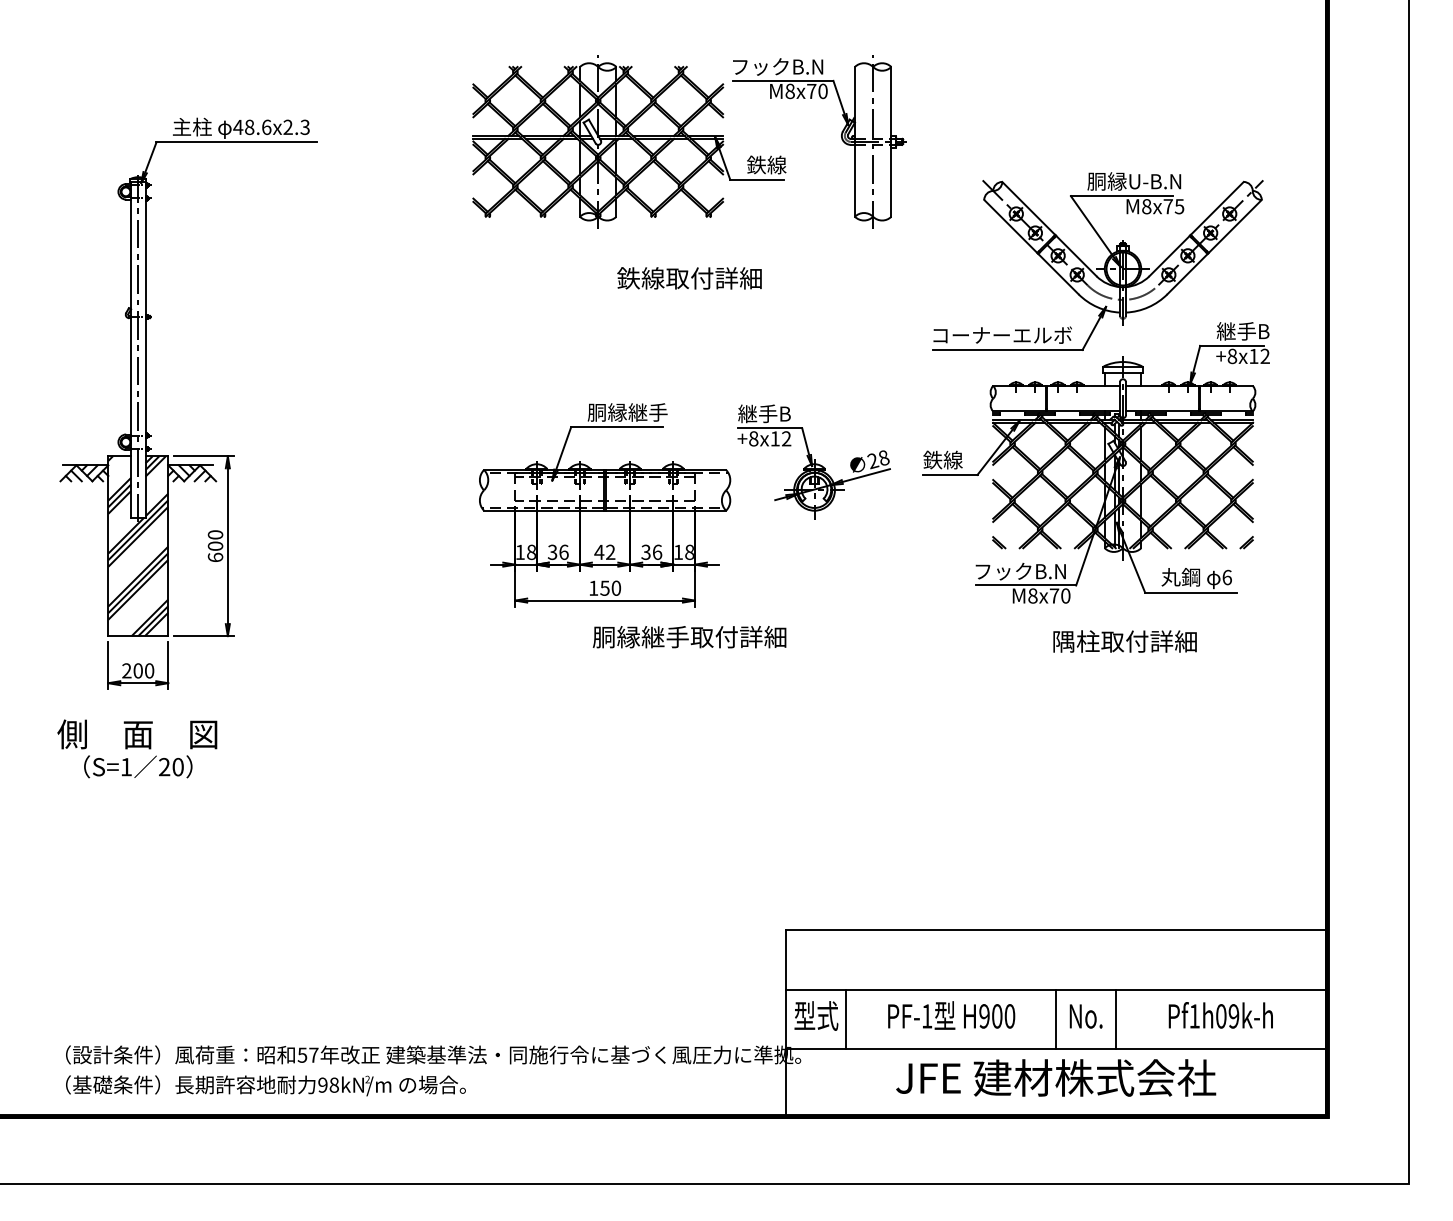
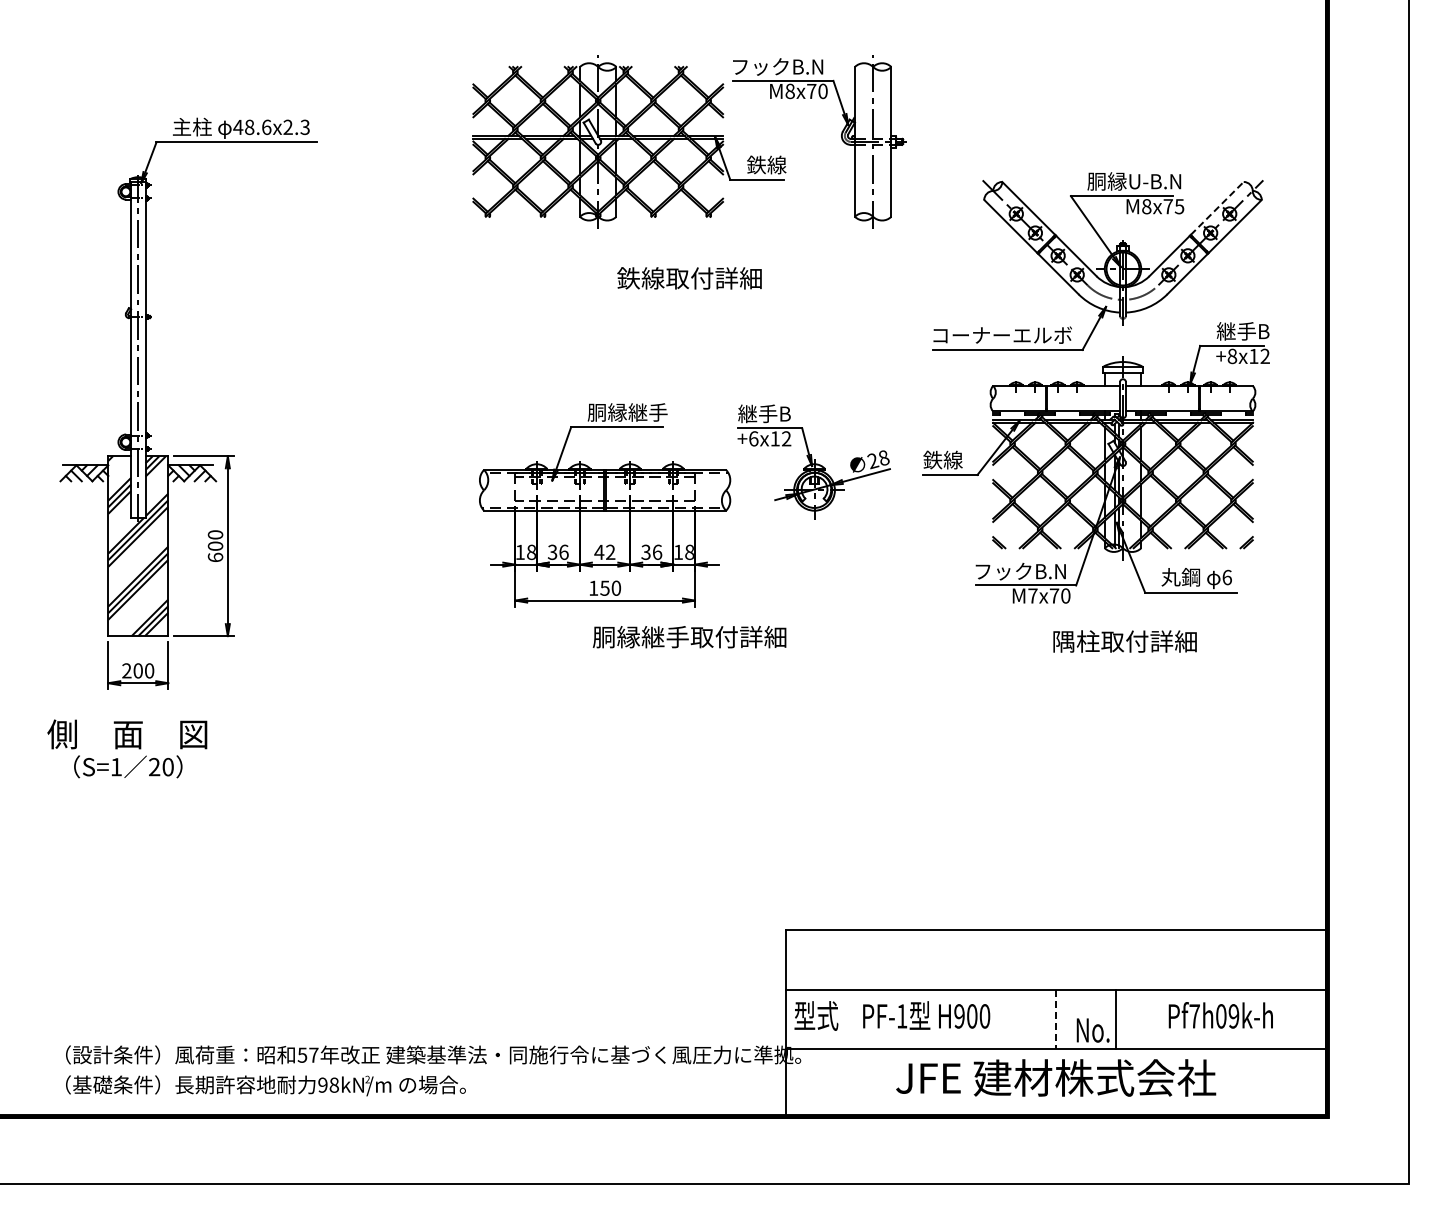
line: solid -> dashed (1217, 208)
text: +8x12 -> +6x12 (753, 438)
text: M8x70 -> M7x70 (1032, 595)
text position: (137, 748) -> (127, 748) (127, 748)
text position: (951, 1015) -> (926, 1015) (926, 1015)
text position: (1085, 1016) -> (1092, 1030) (1092, 1030)
text: Pf1h09k-h -> Pf7h09k-h (1194, 1016)
line: present -> none (846, 1019)
line: solid -> dashed (1055, 1019)
